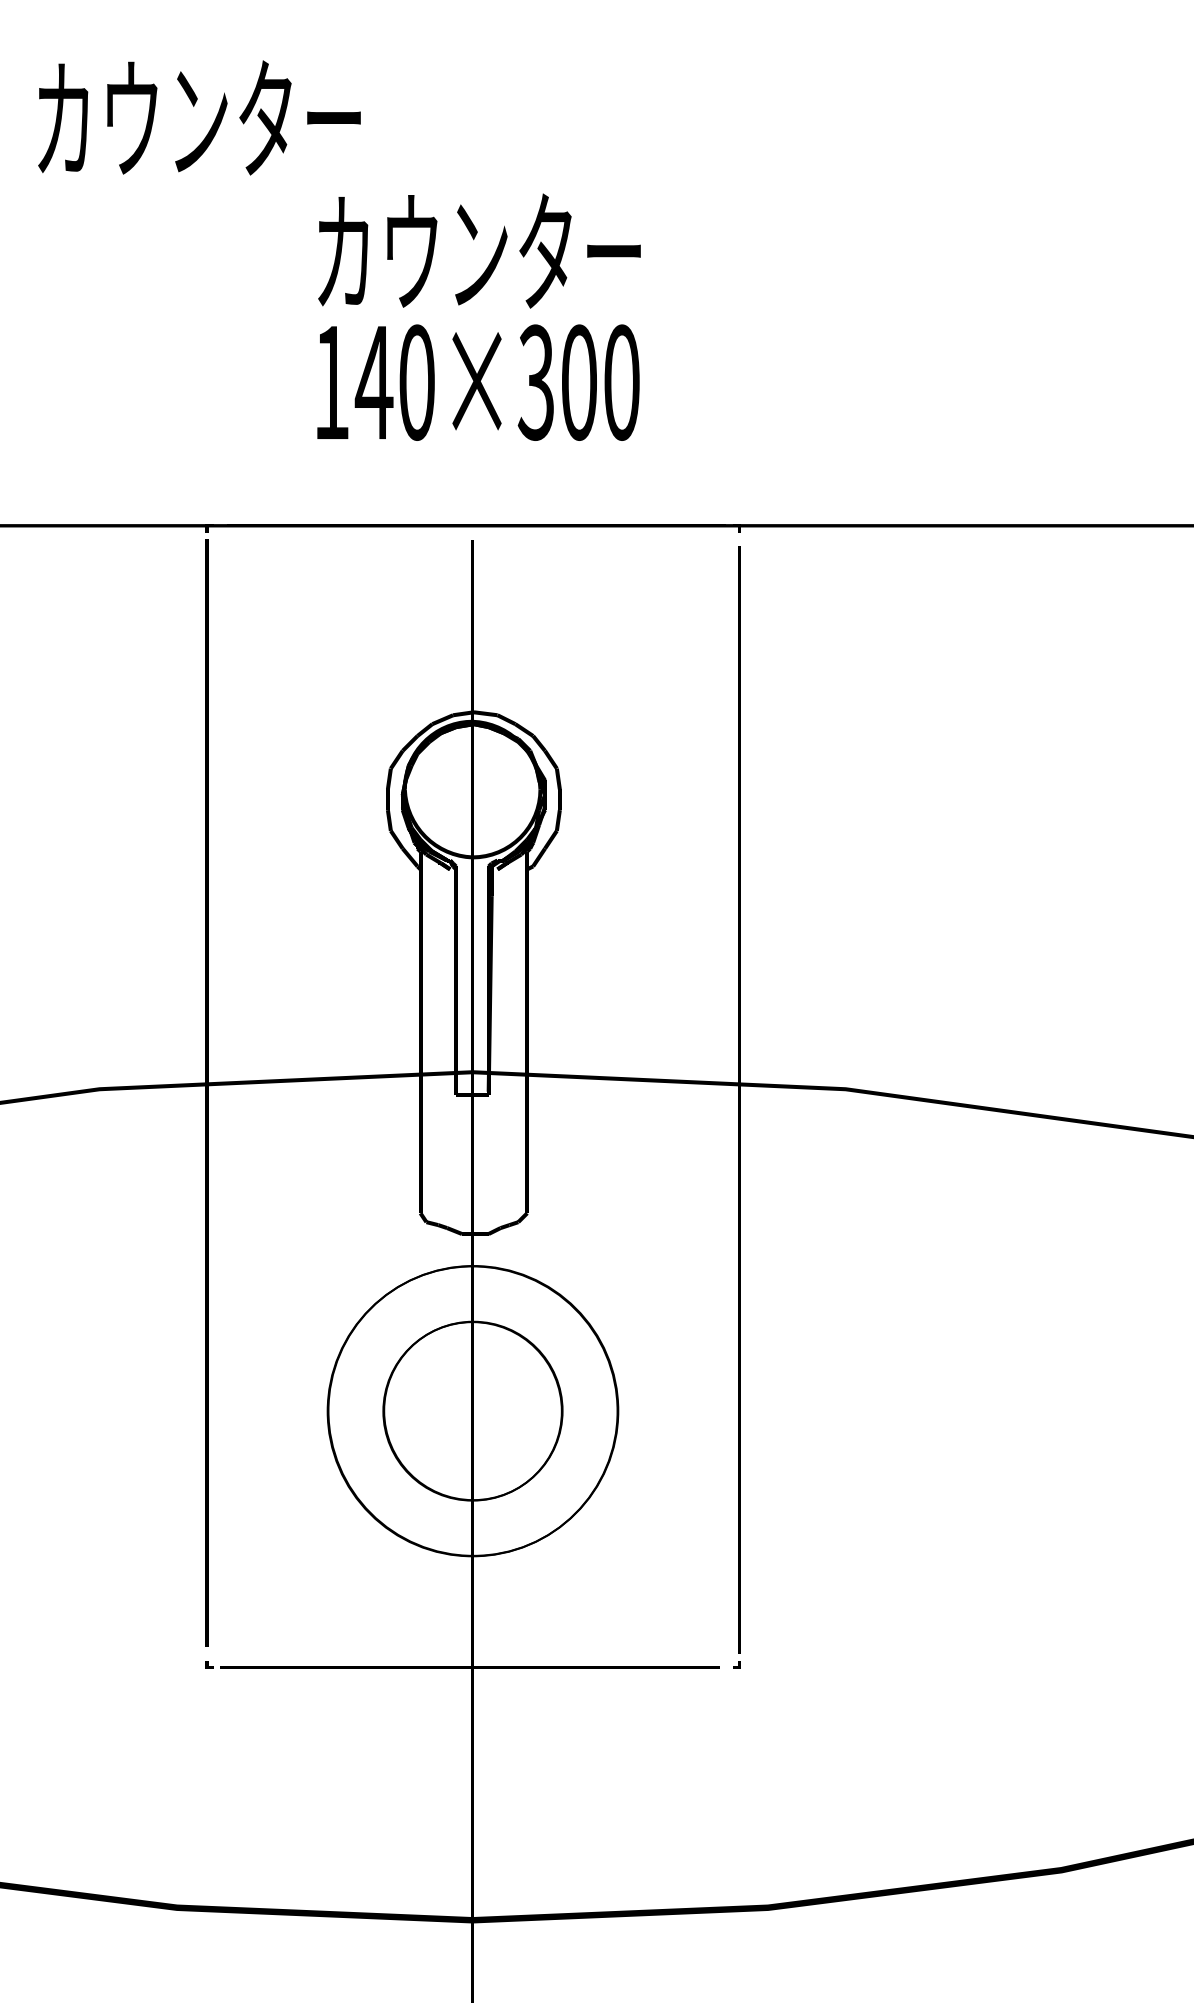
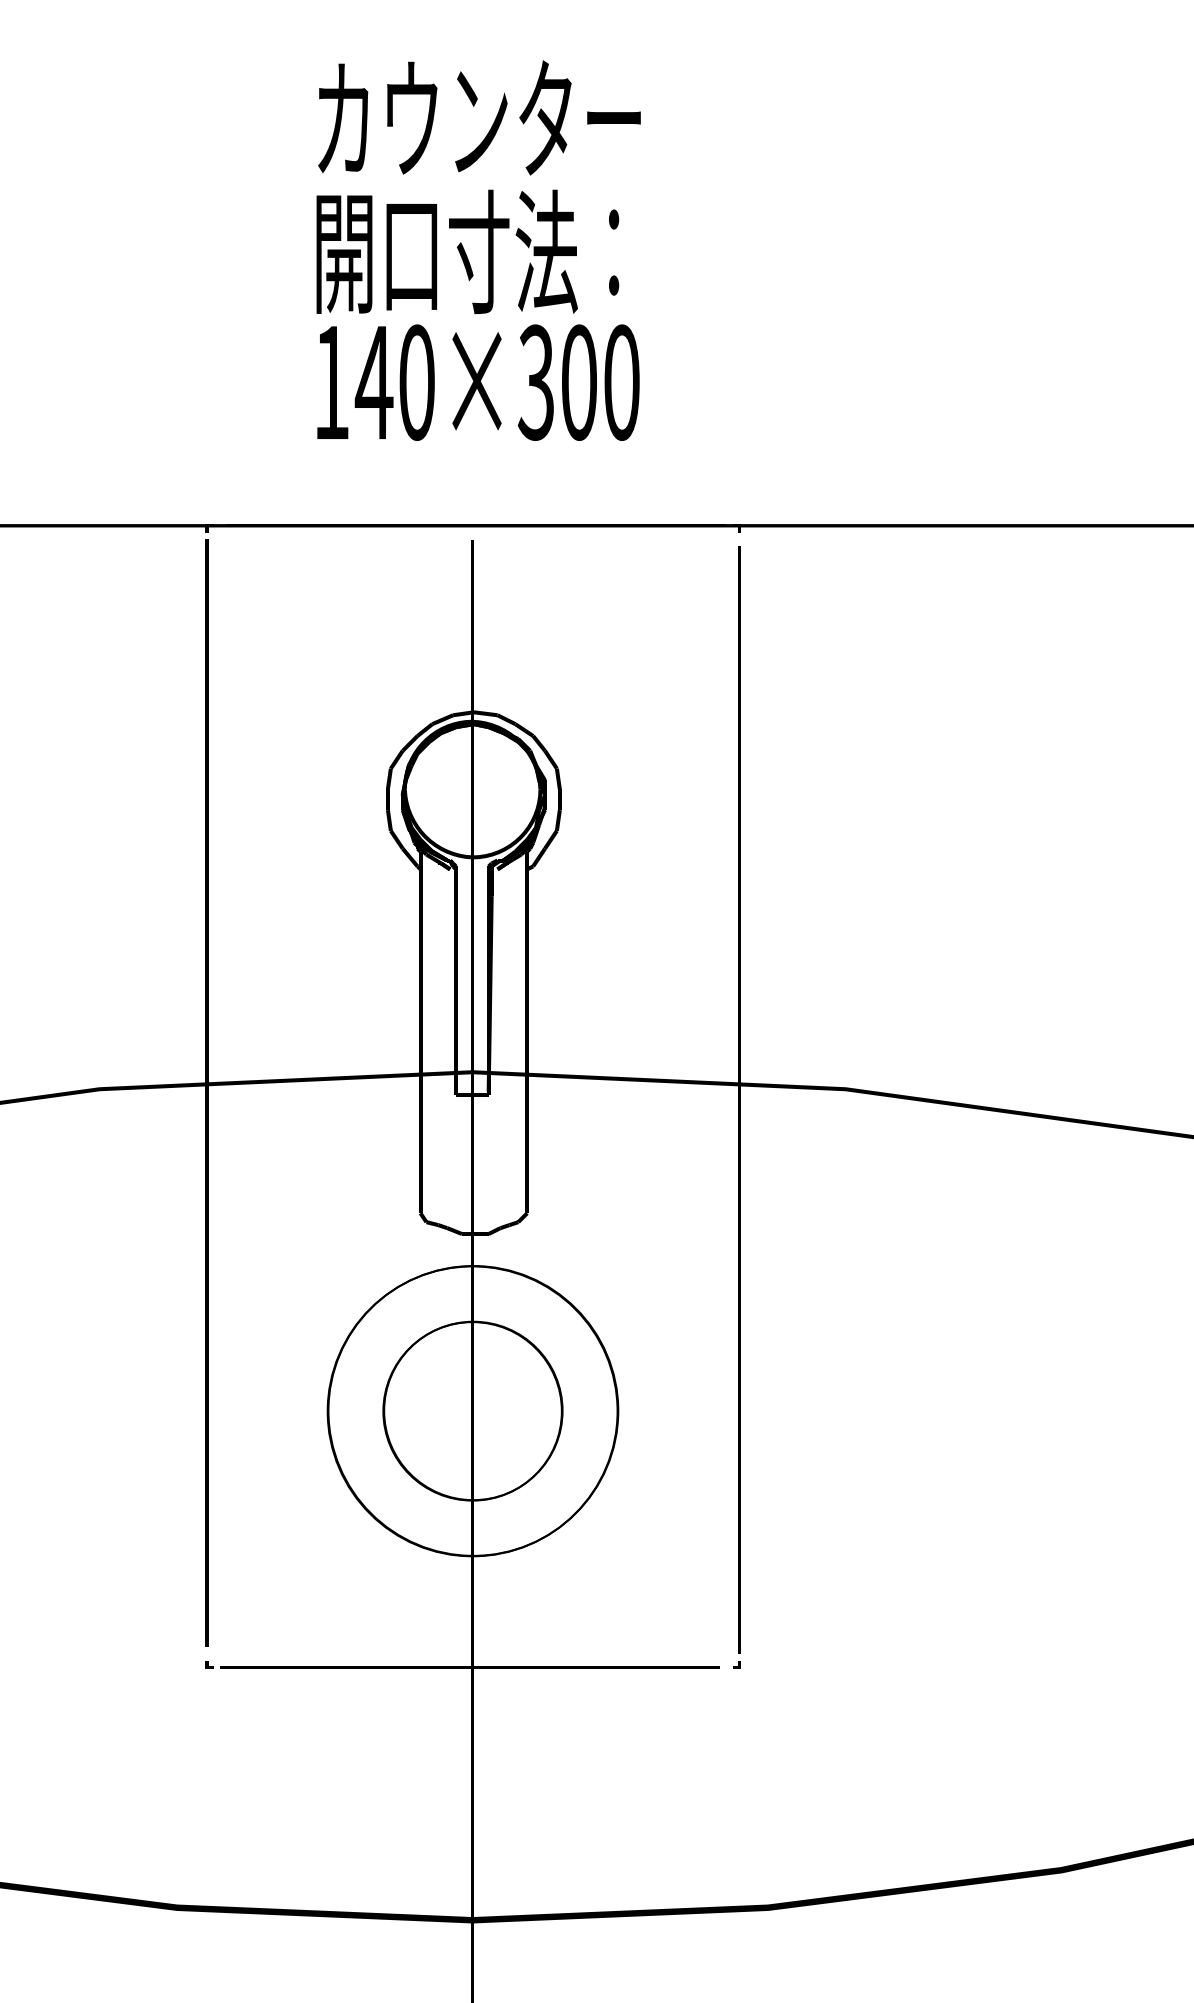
text position: (199, 117) -> (479, 117) (479, 117)
text: カウンター -> 開口寸法： (478, 251)
